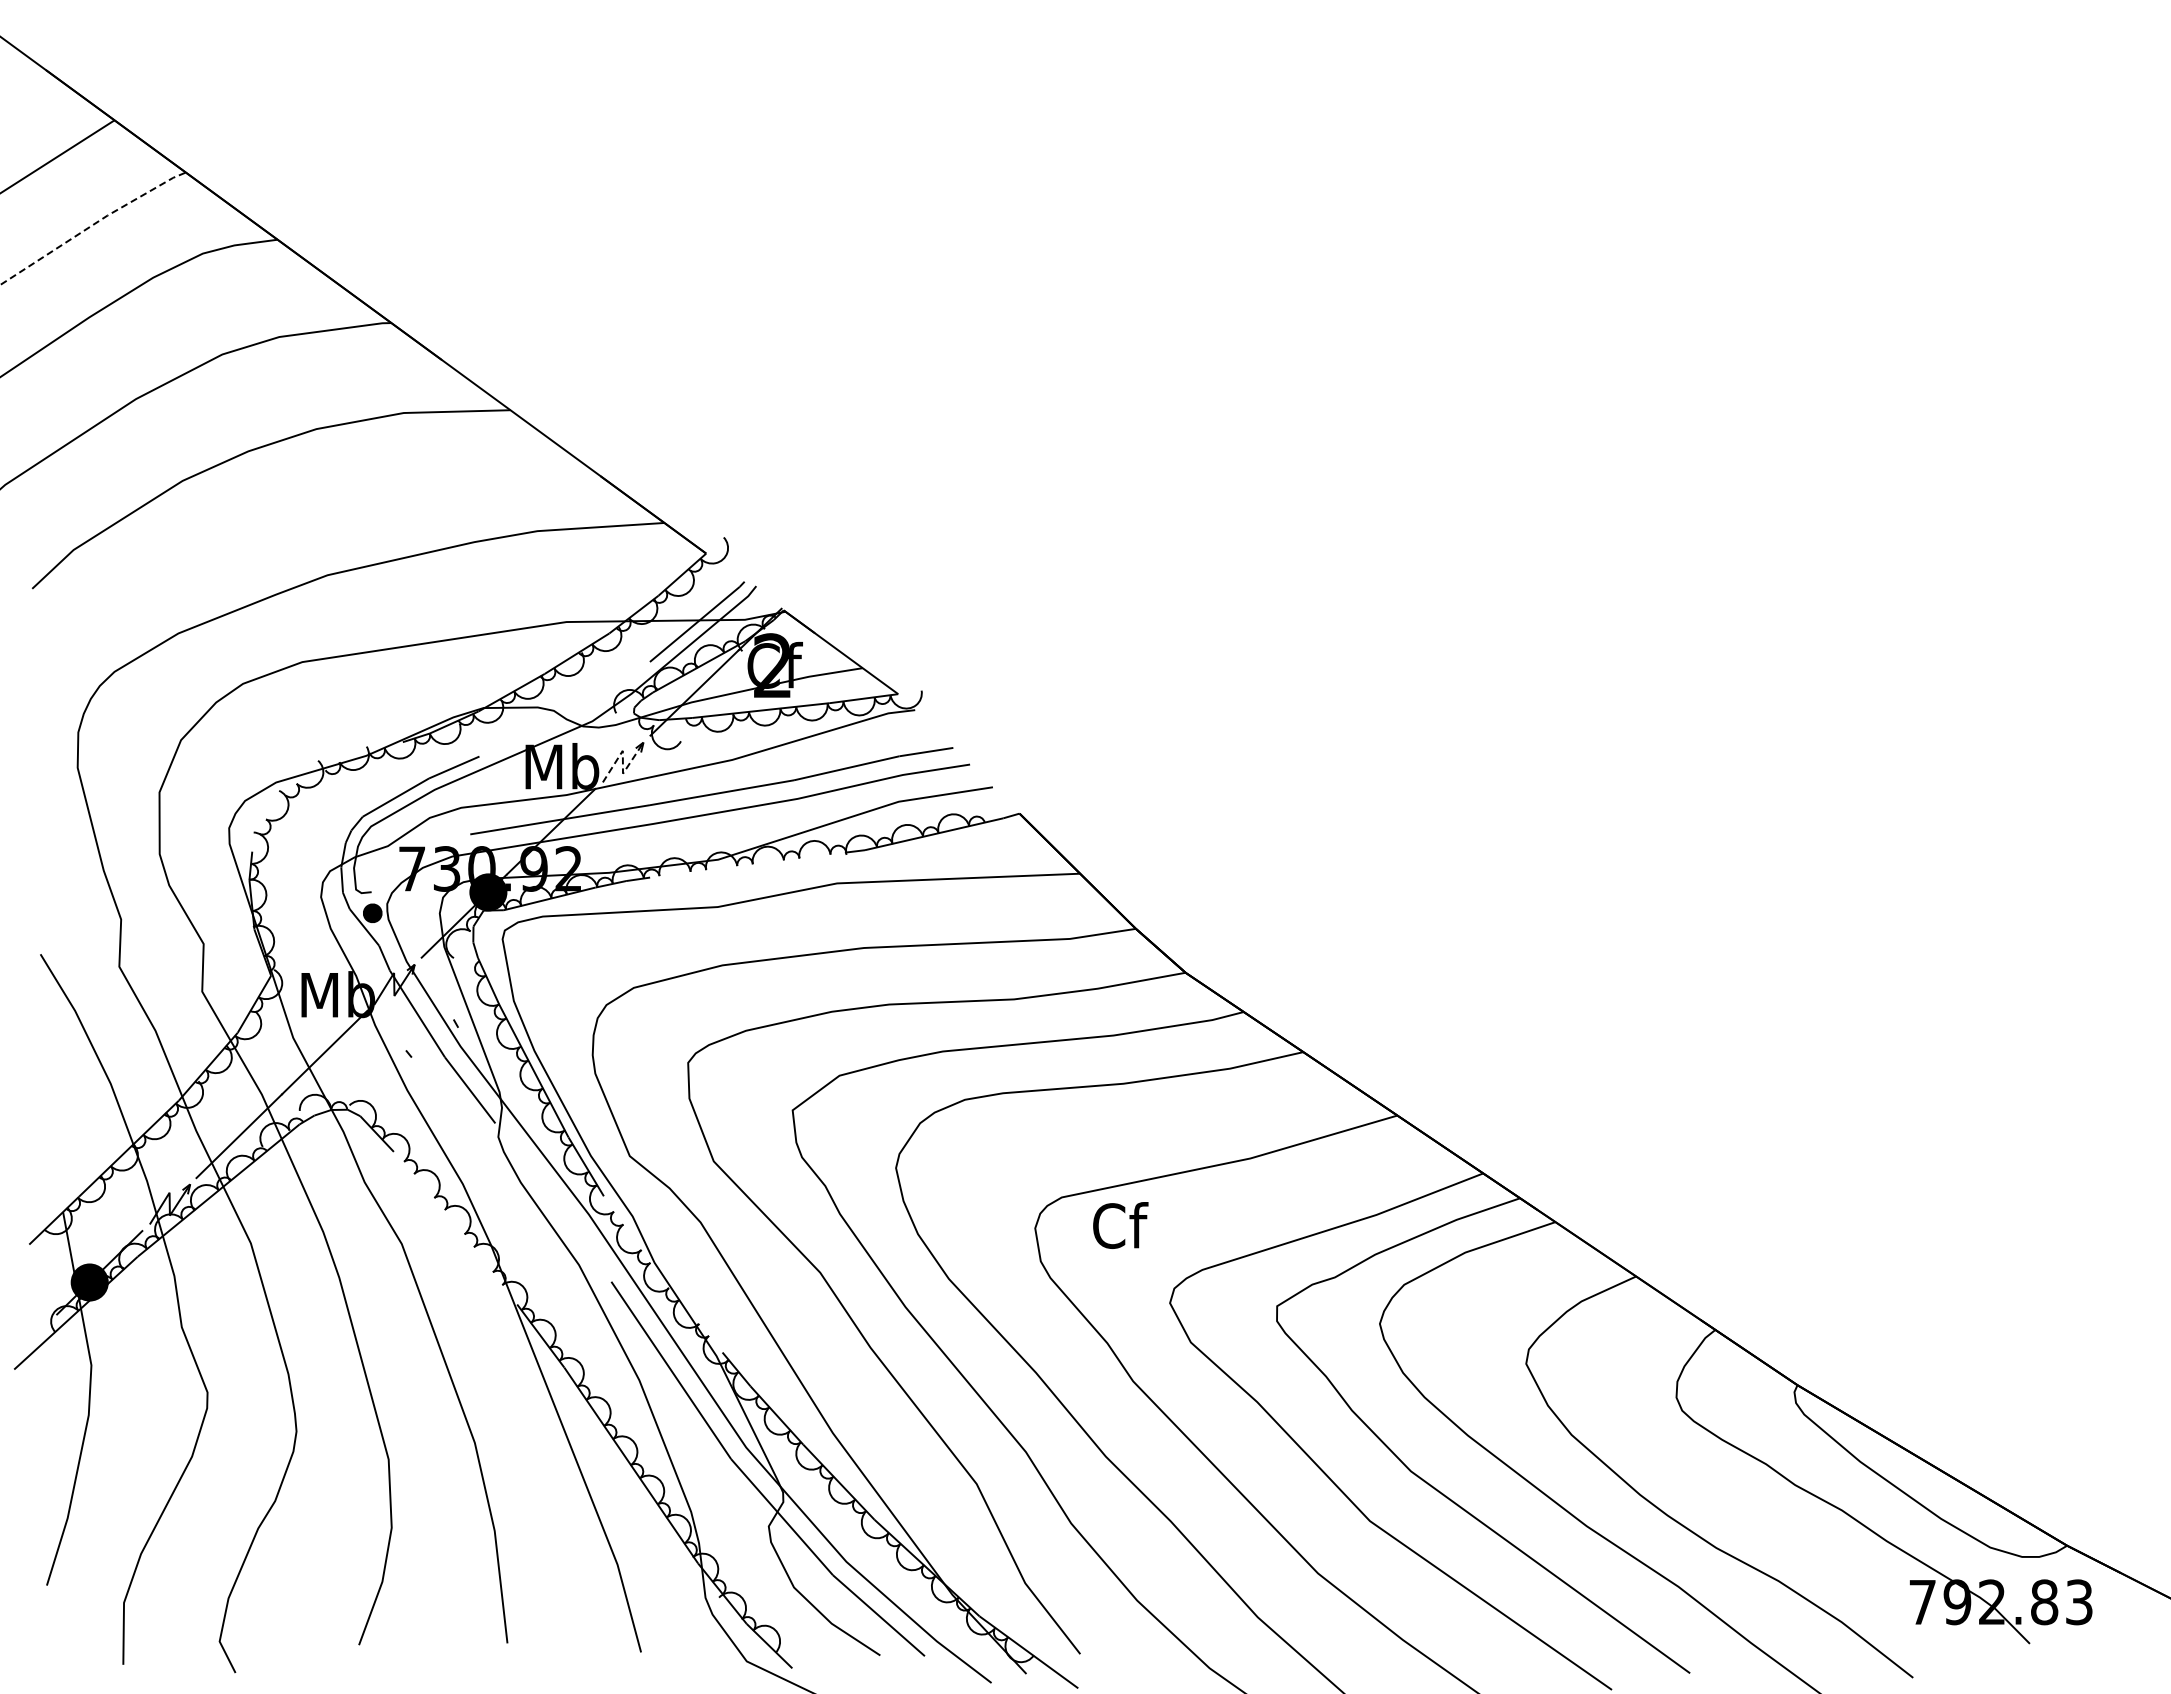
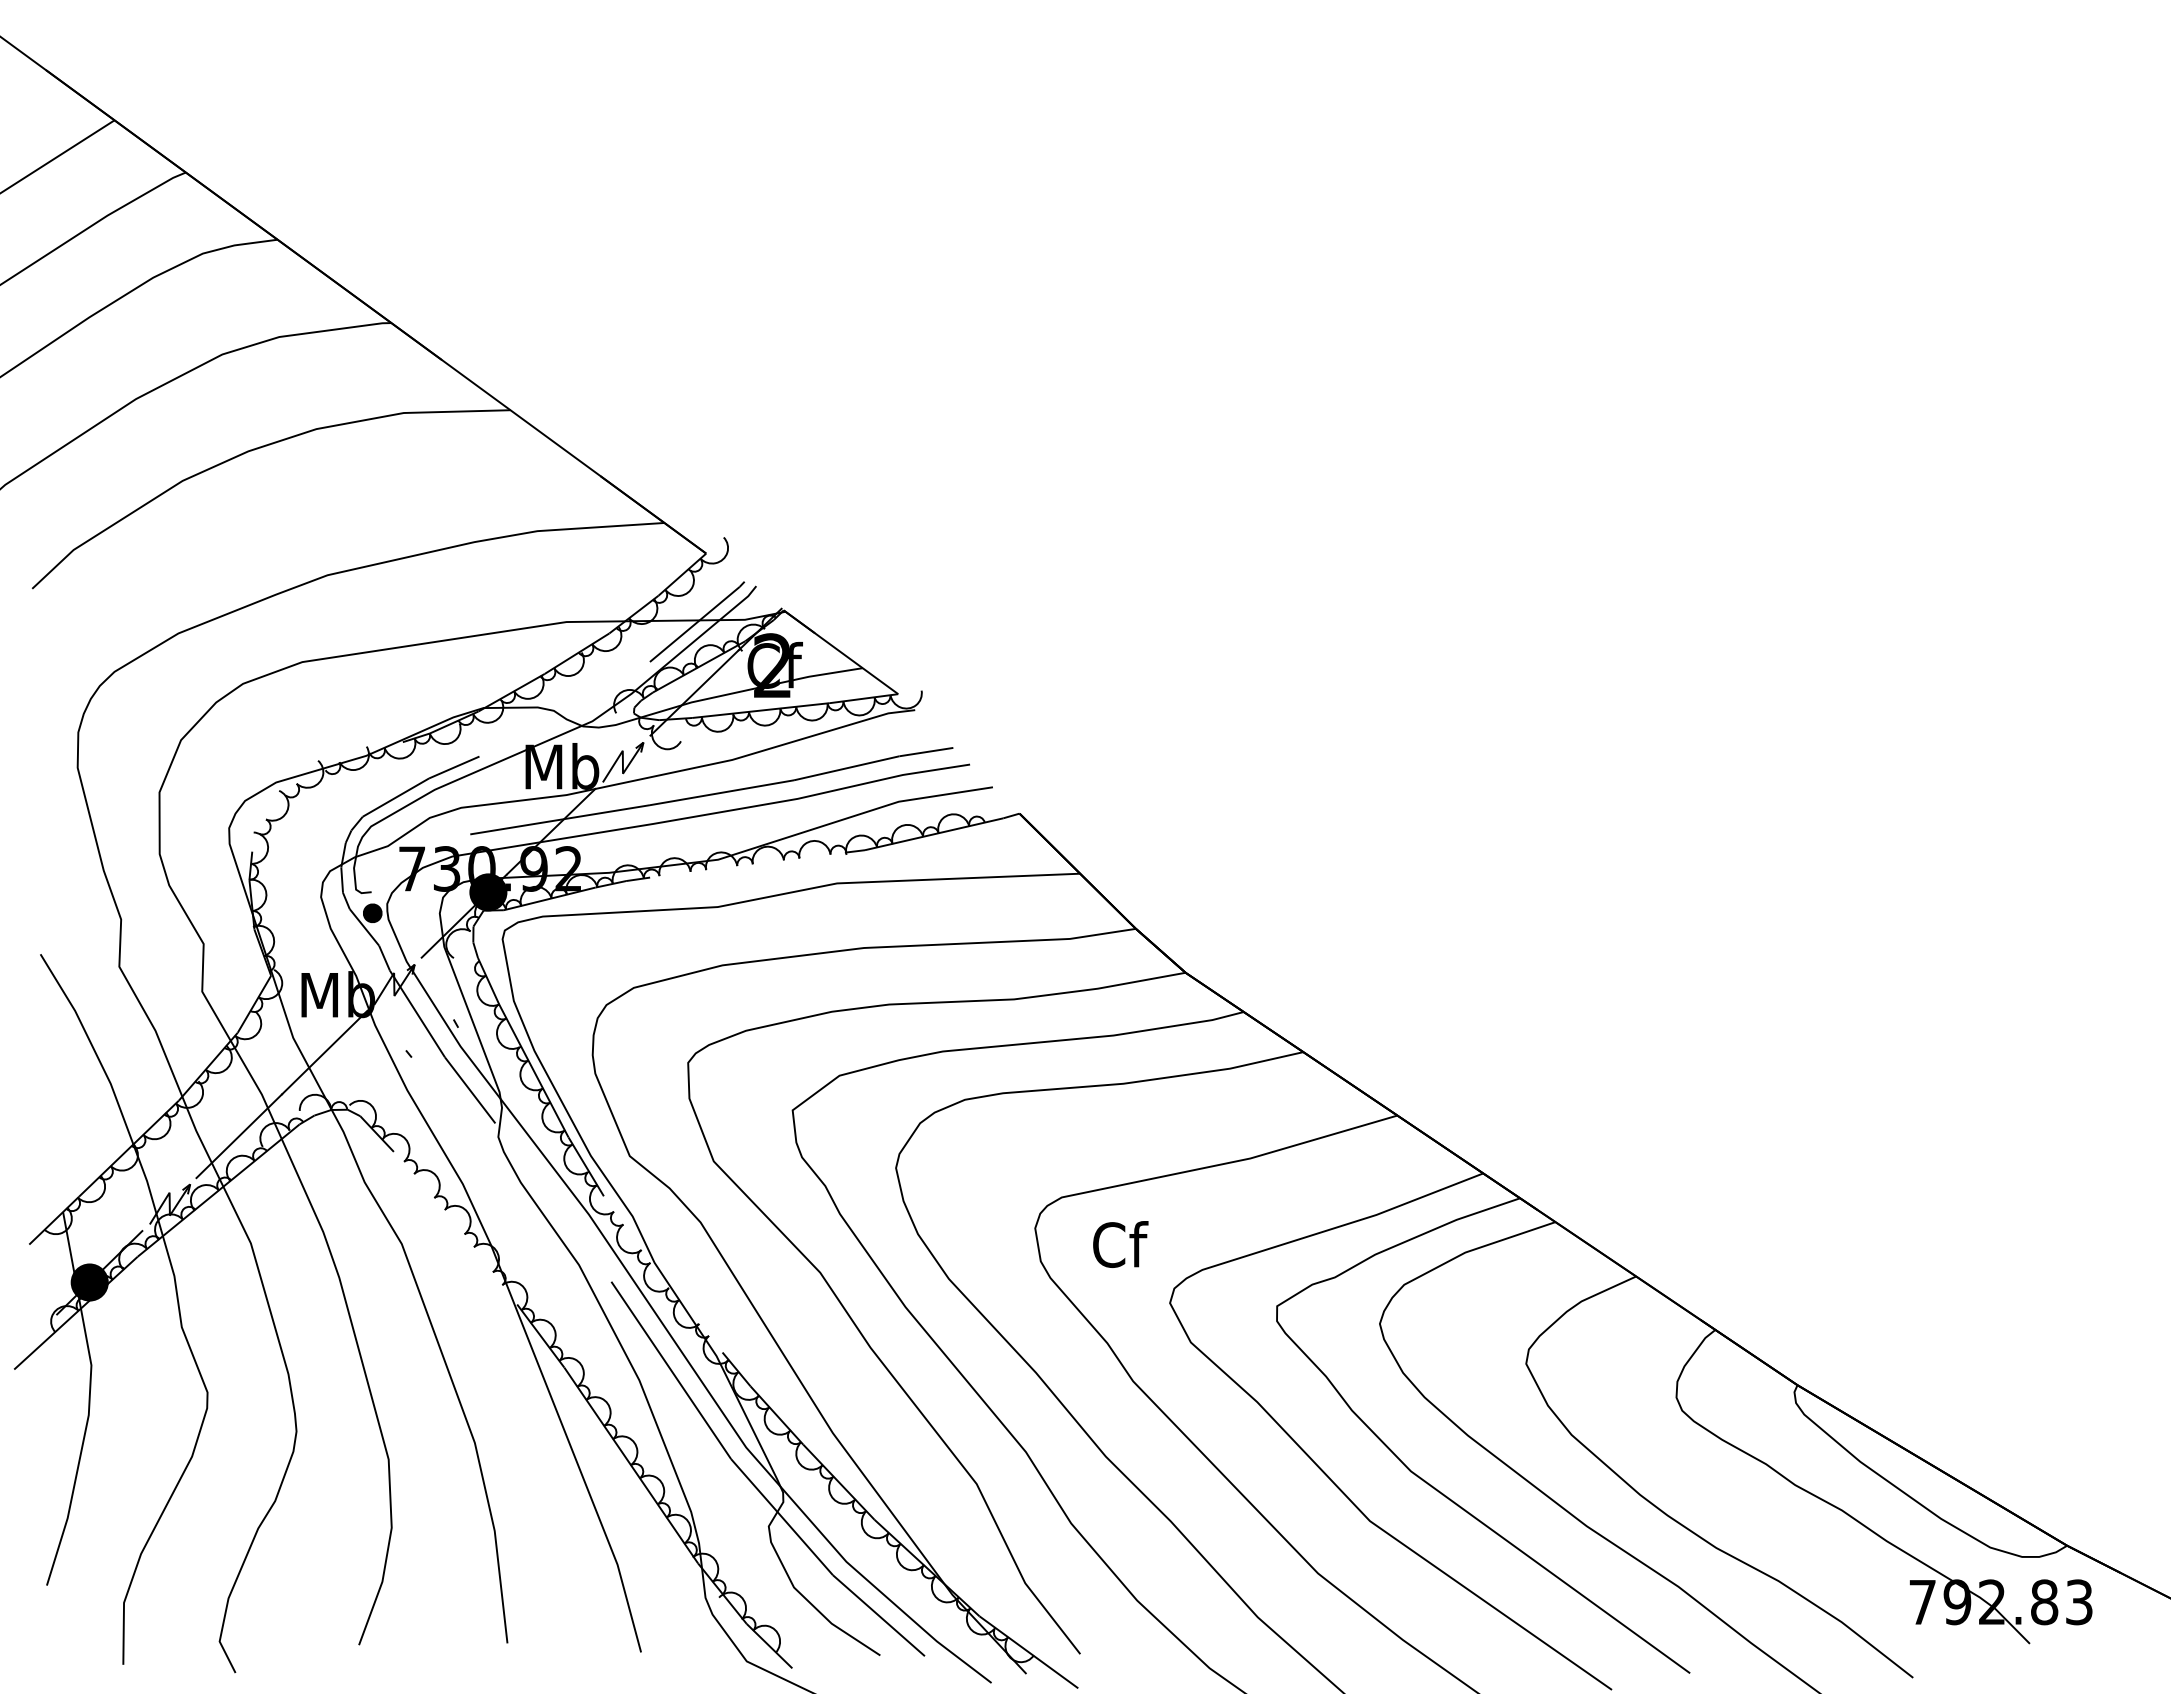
line: dashed -> solid (92, 225)
line: dashed -> solid (622, 762)
text position: (1120, 1225) -> (1120, 1244) (1120, 1244)
